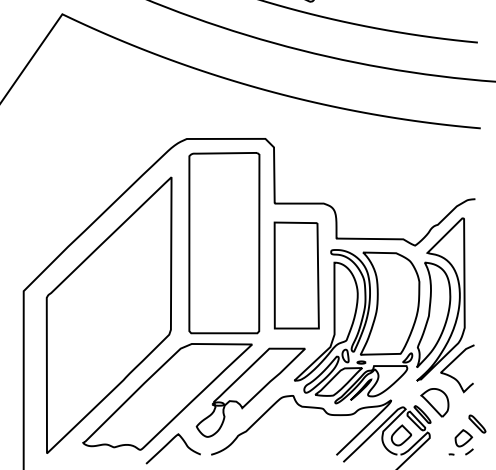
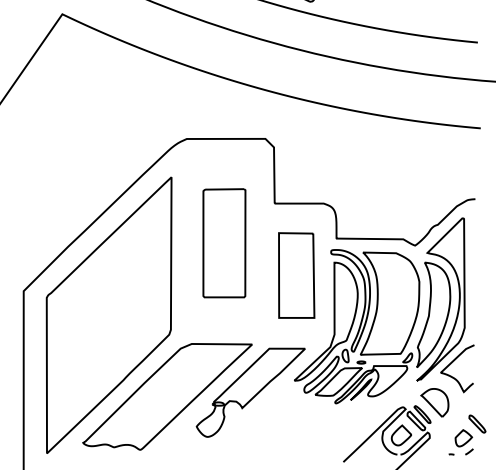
part size: 73x183 px -> 45x111 px (224, 243)
part size: 47x109 px -> 38x87 px (296, 275)
curve: present -> none (301, 407)
curve: present -> none (168, 444)
